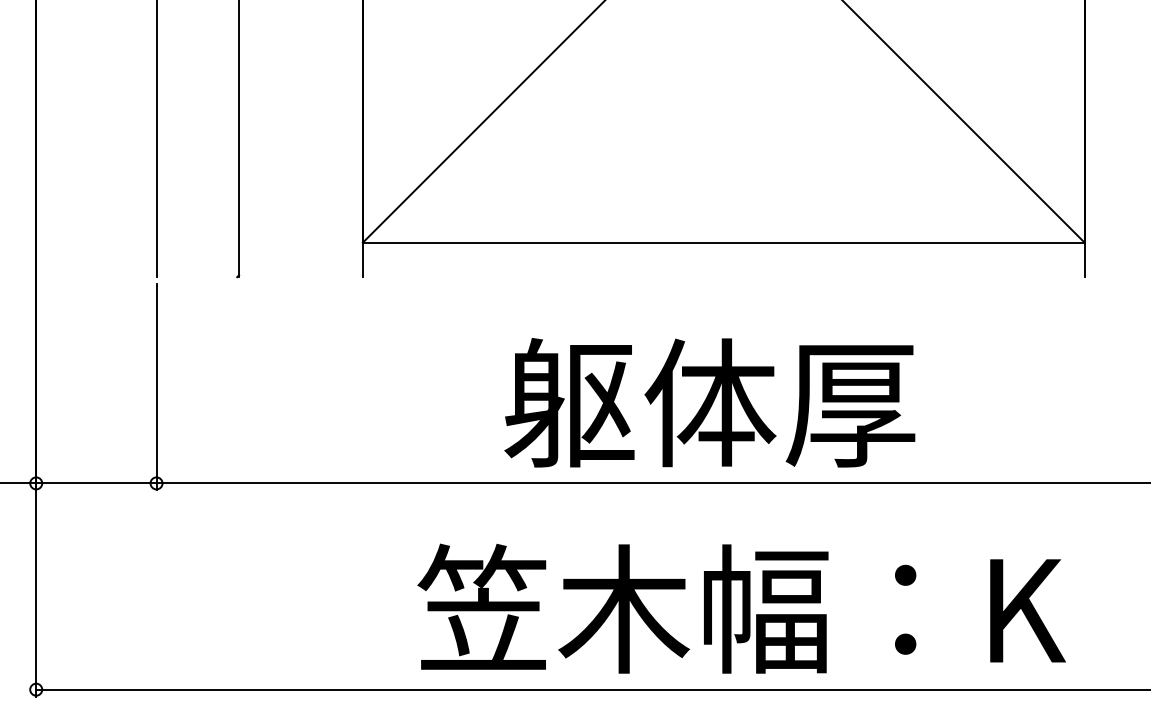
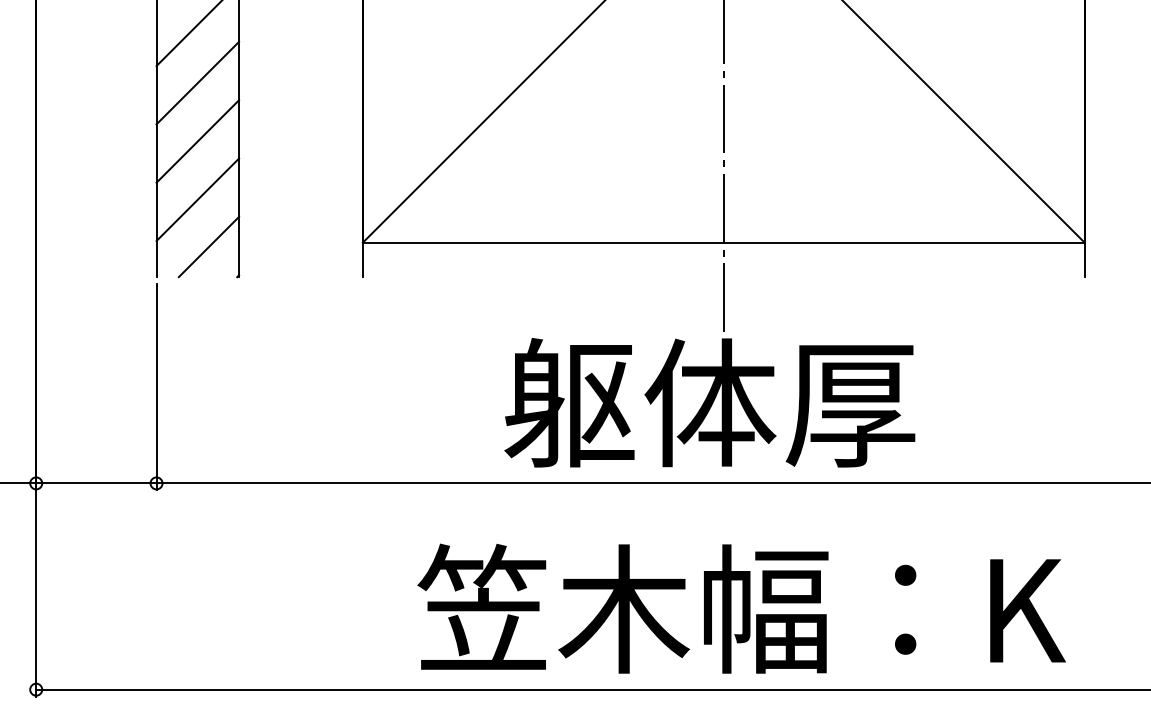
line: none -> present (188, 34)
line: none -> present (197, 82)
line: none -> present (197, 141)
line: none -> present (723, 167)
line: none -> present (197, 199)
line: none -> present (208, 246)
